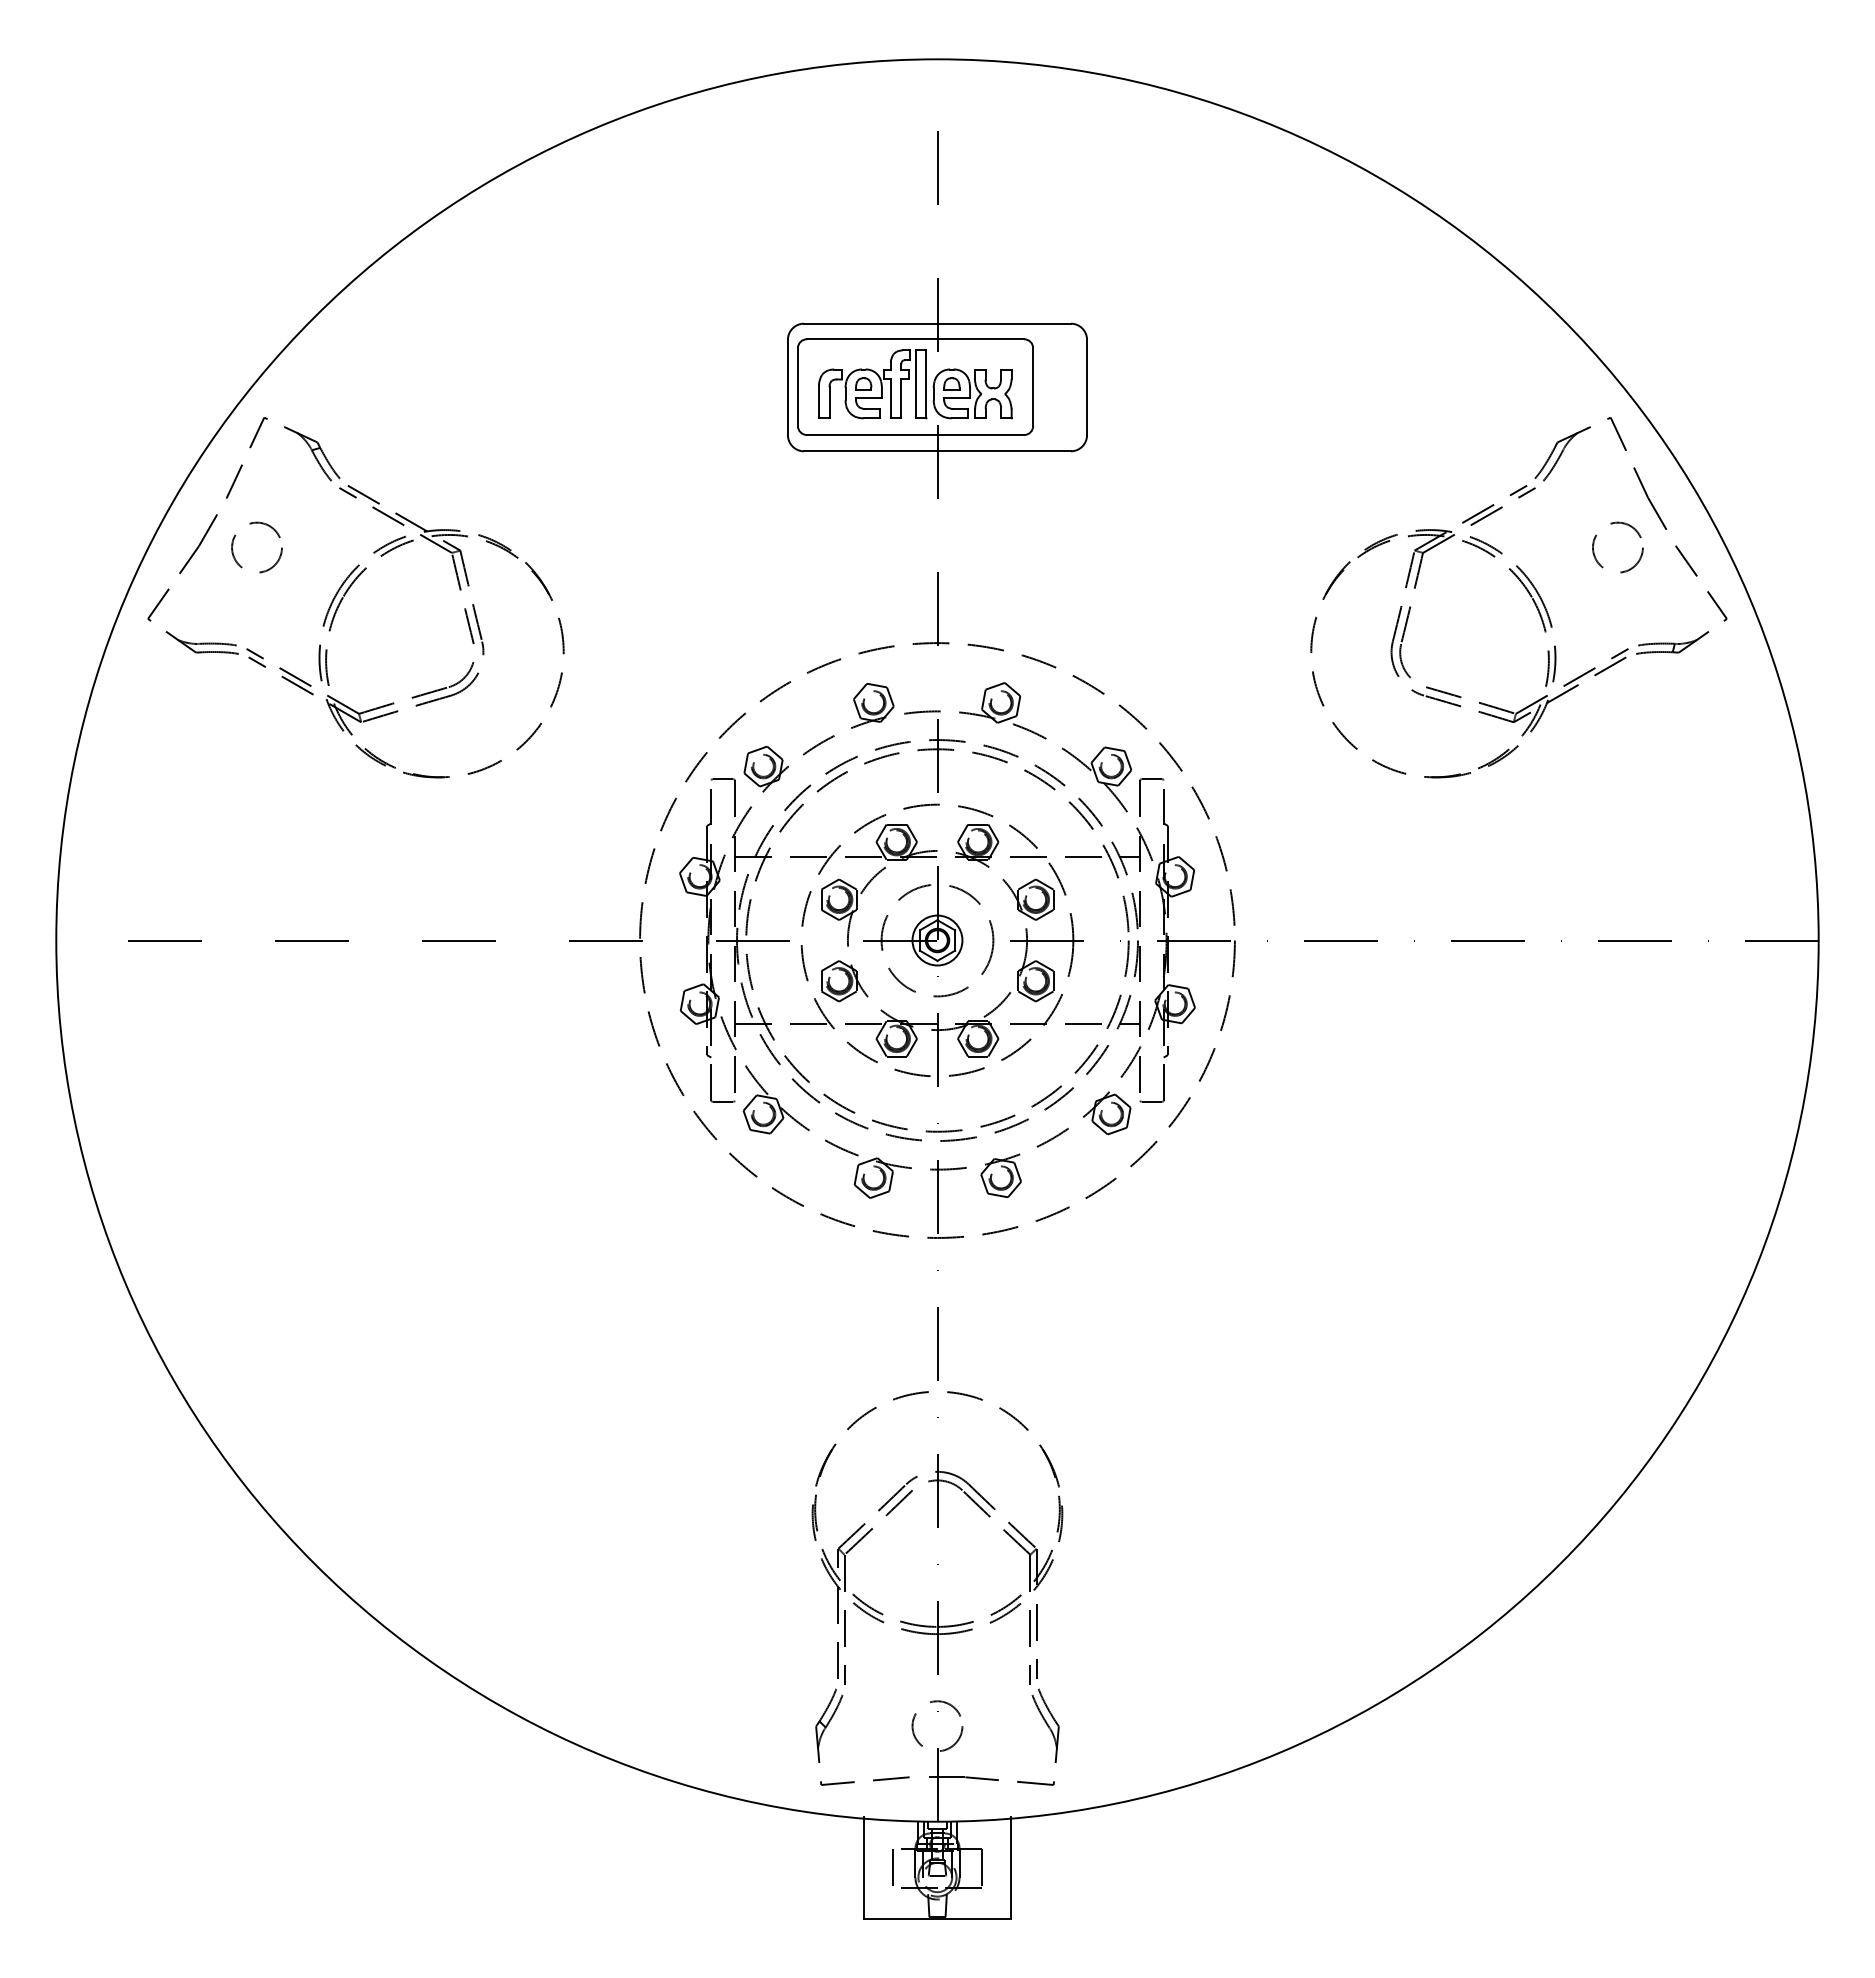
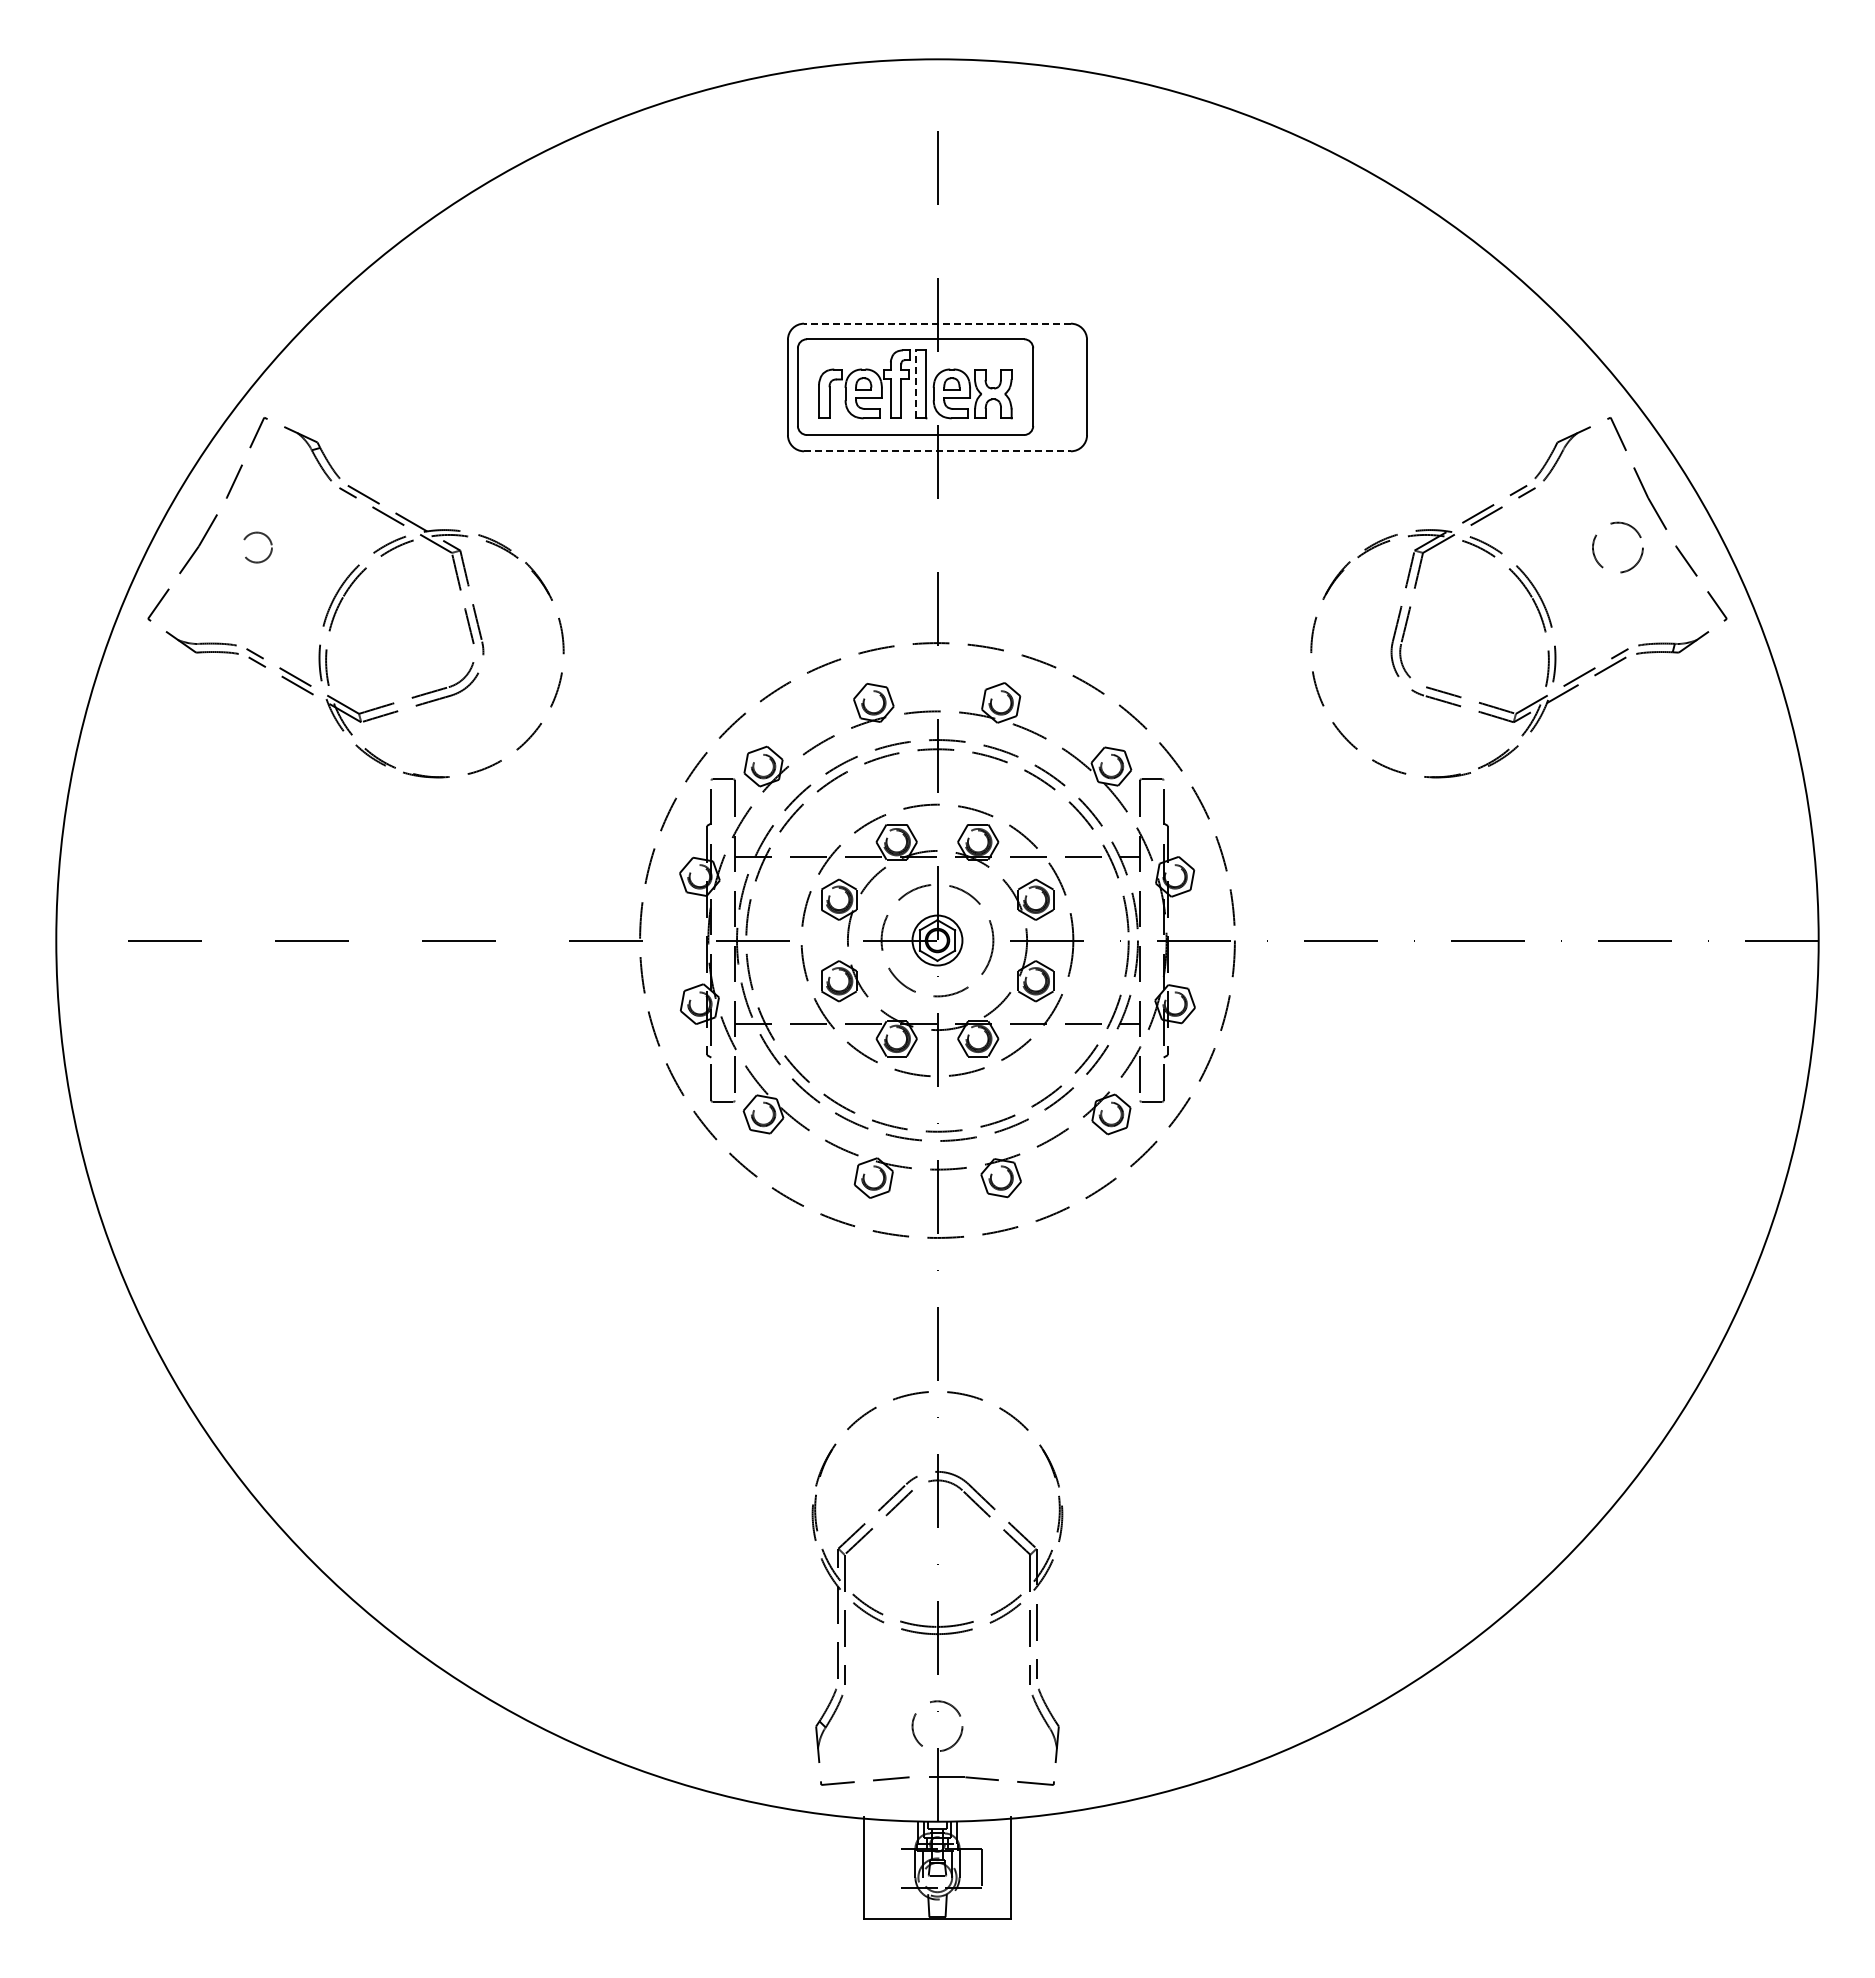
line: solid -> dashed (937, 323)
line: solid -> dashed (915, 384)
line: solid -> dashed (937, 451)
circle size: 52x53 px -> 30x33 px (257, 547)
line: present -> none (893, 1868)
